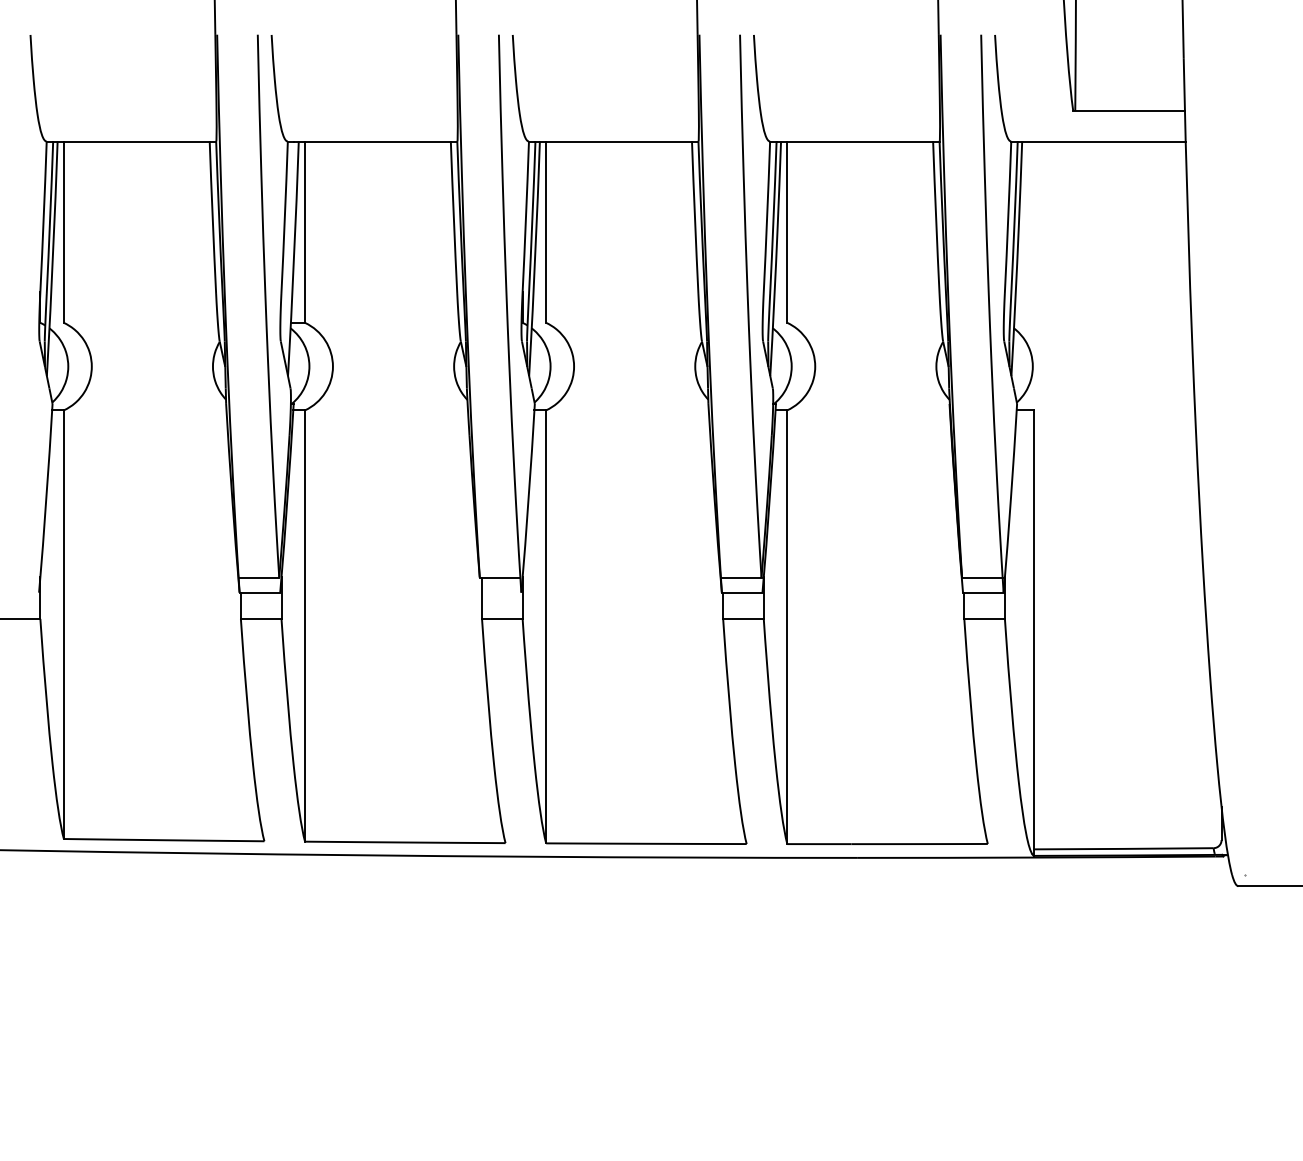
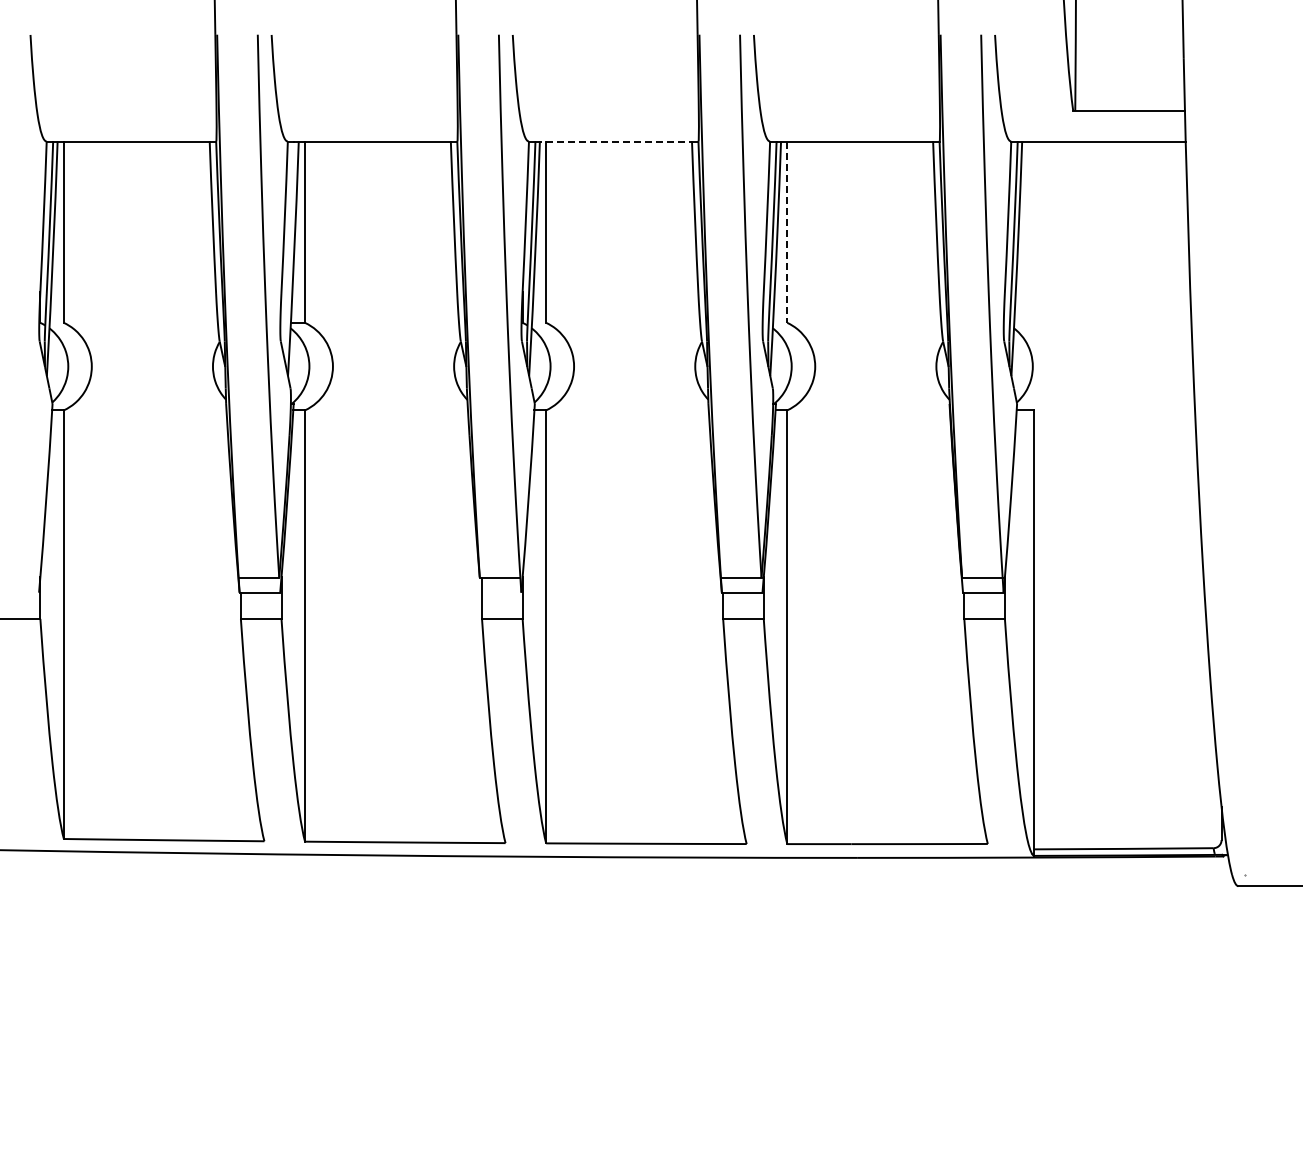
line: solid -> dashed (614, 141)
line: solid -> dashed (787, 232)
